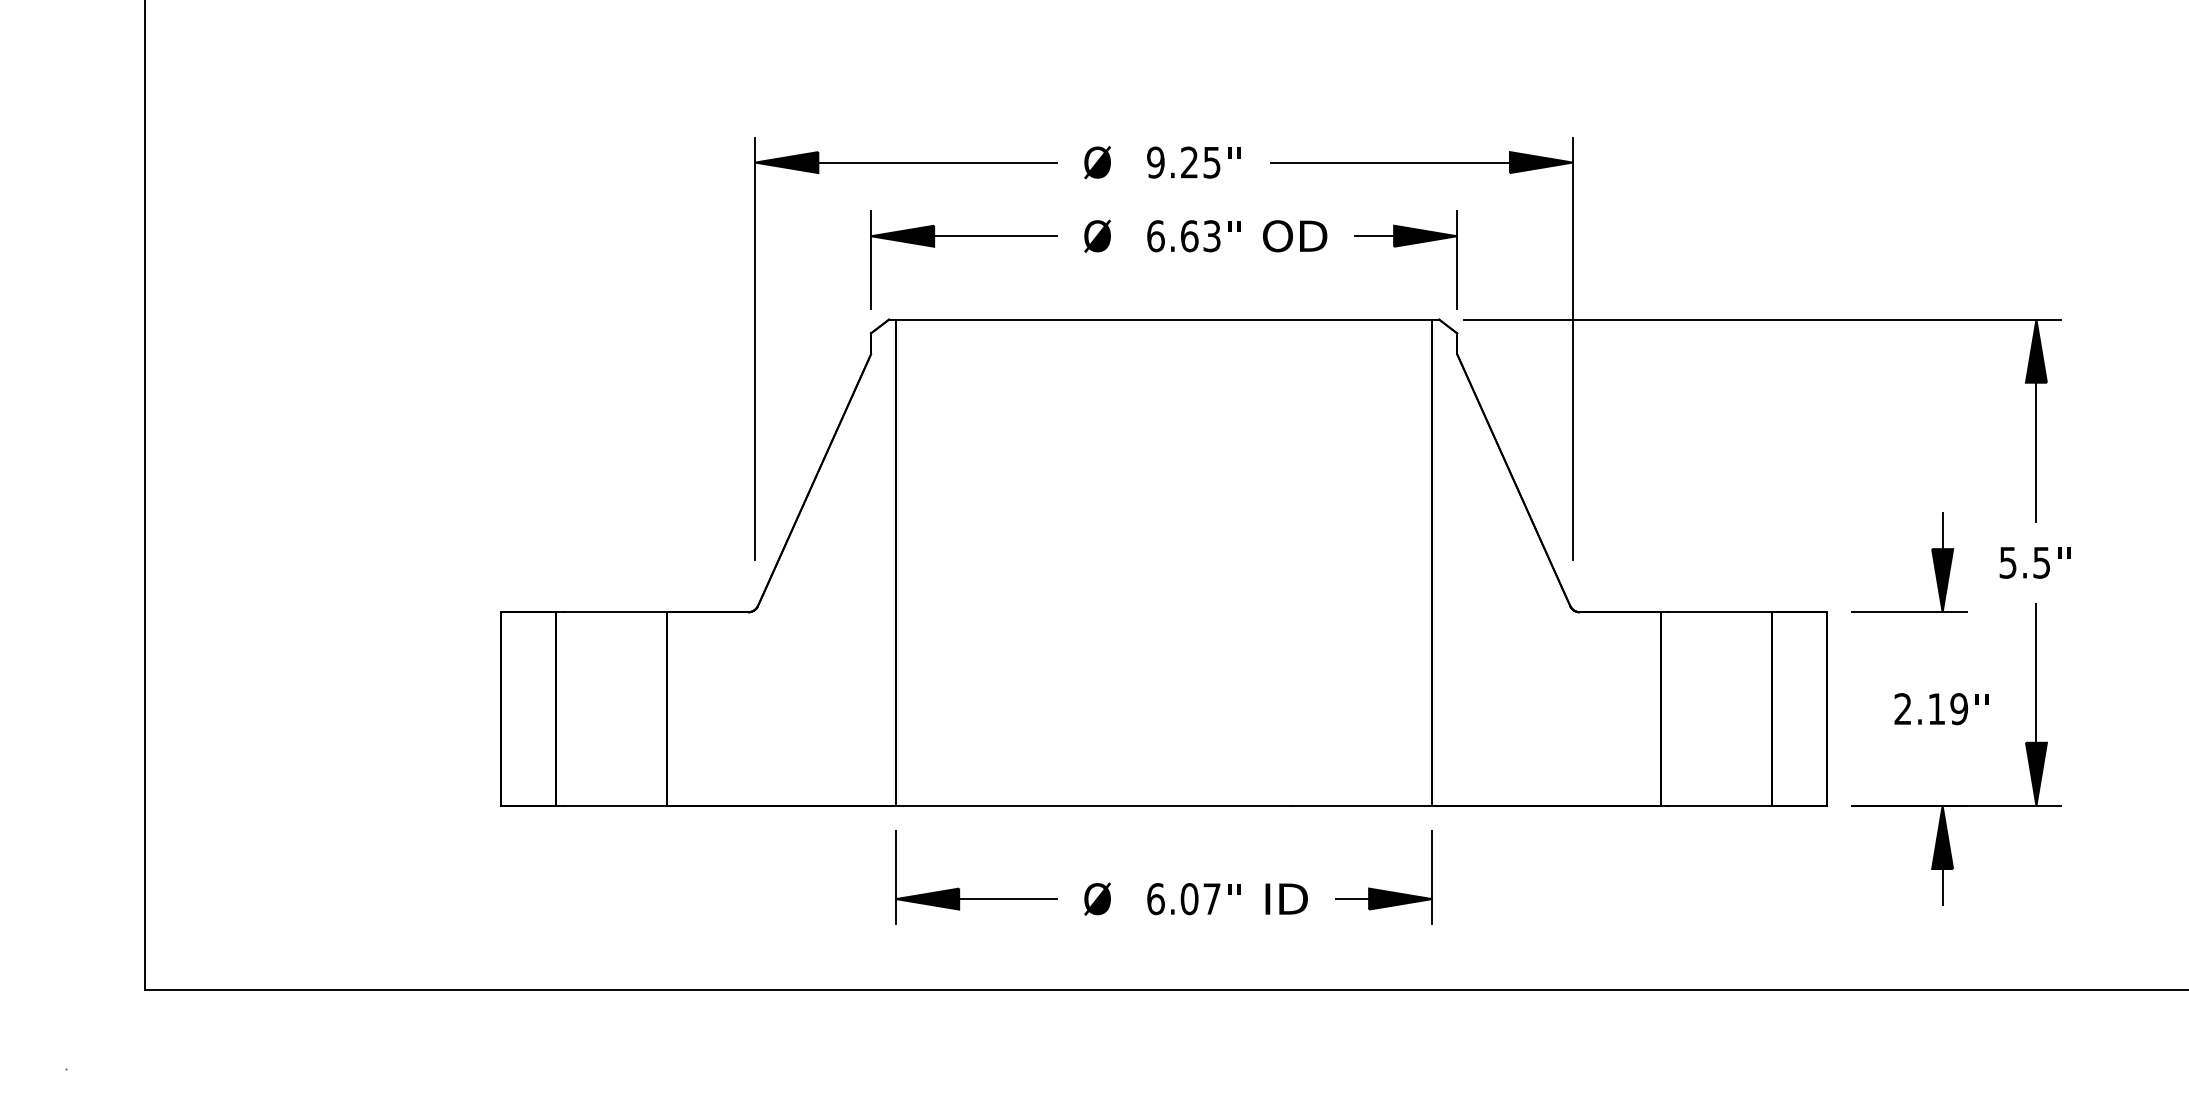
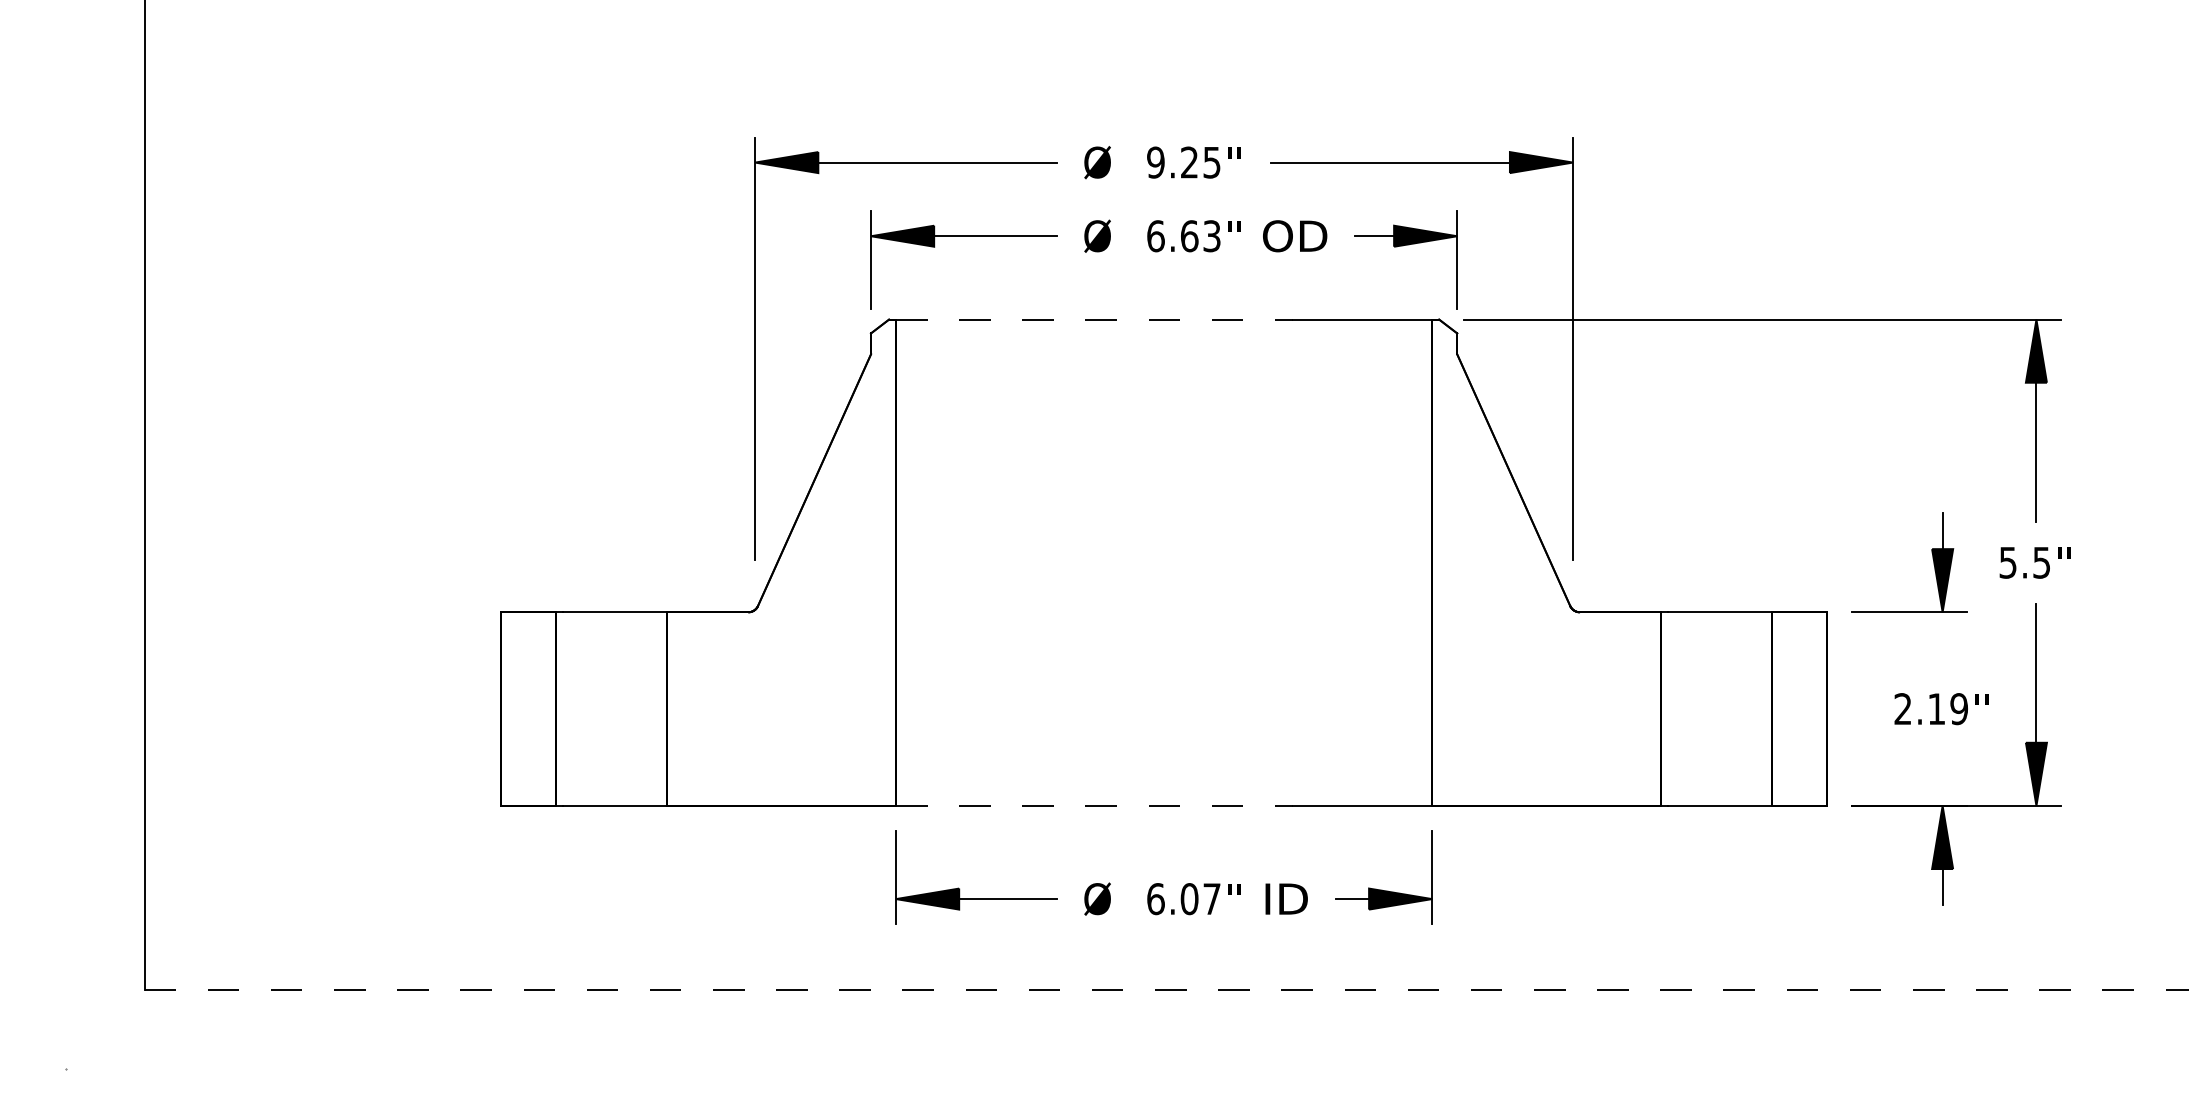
line: solid -> dashed (1094, 319)
line: solid -> dashed (1094, 805)
line: solid -> dashed (1166, 990)
